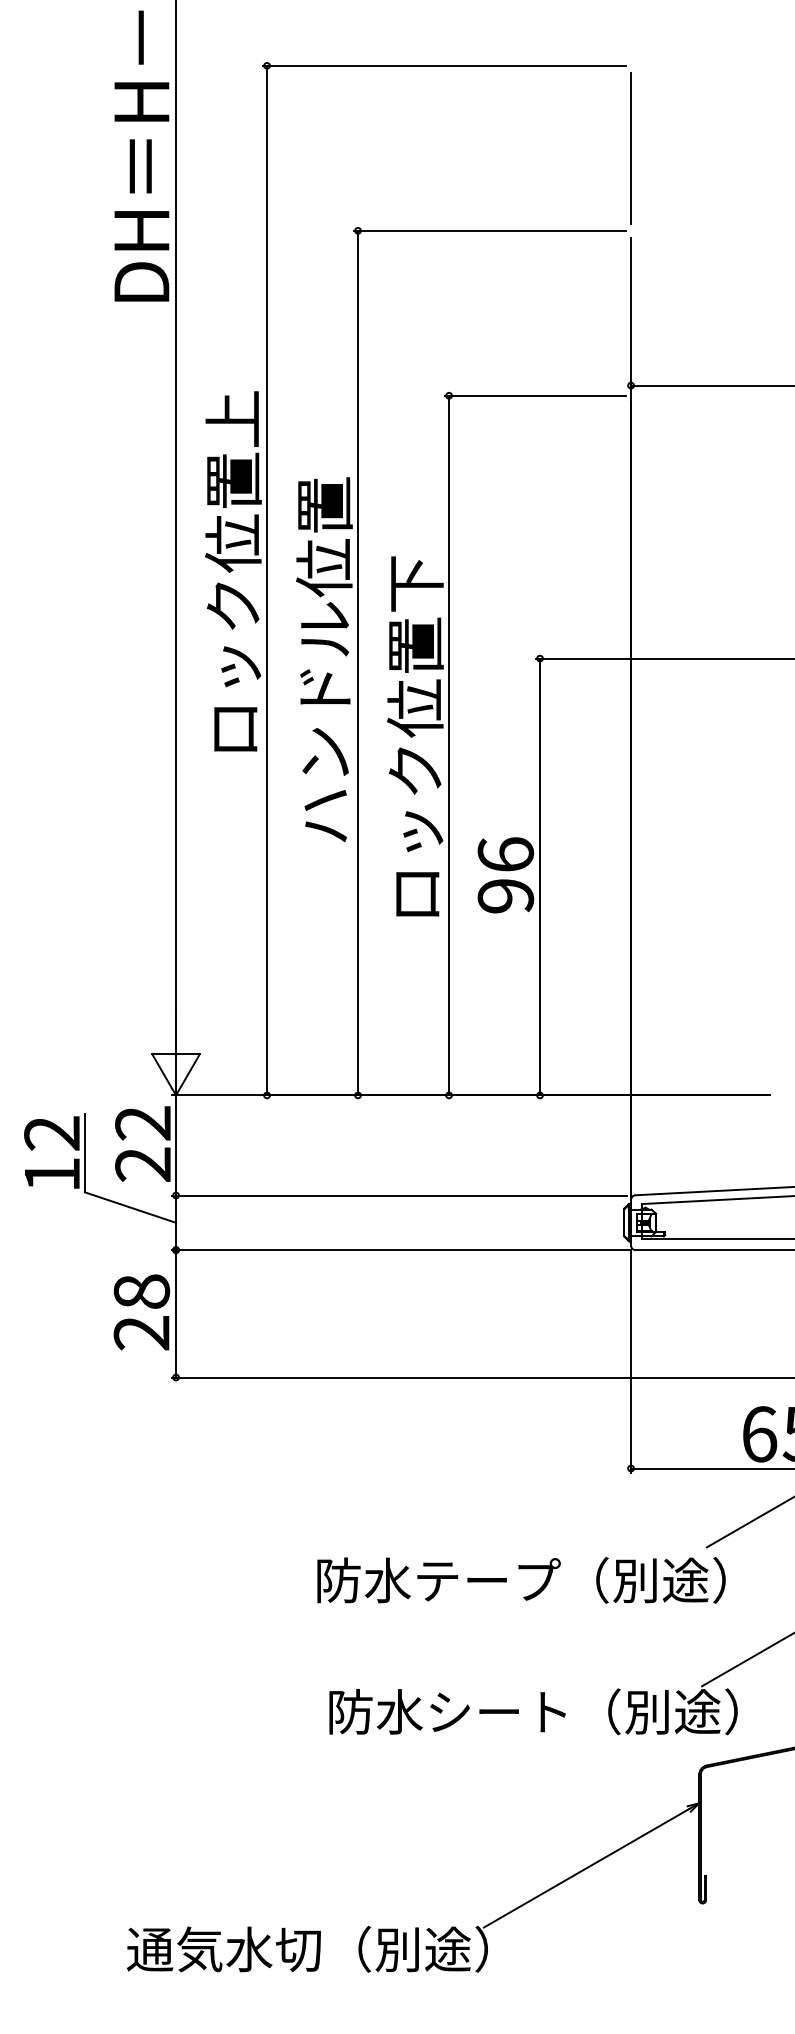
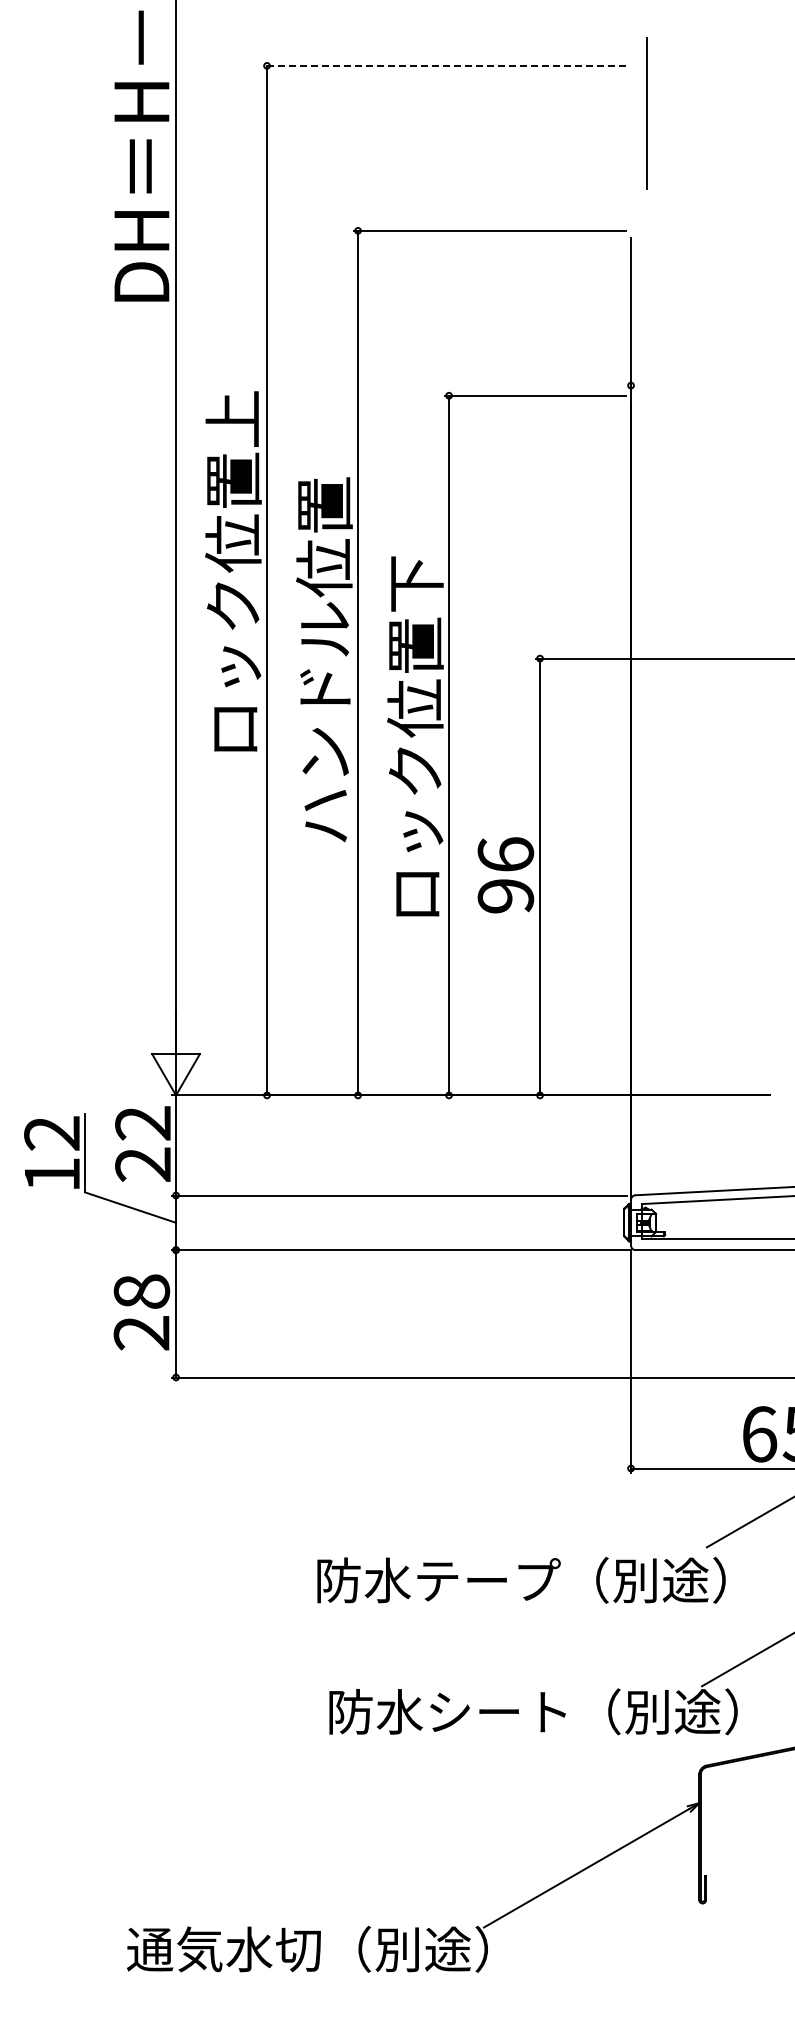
line: solid -> dashed (444, 65)
line position: (630, 148) -> (646, 113) (646, 113)
line: present -> none (711, 385)
